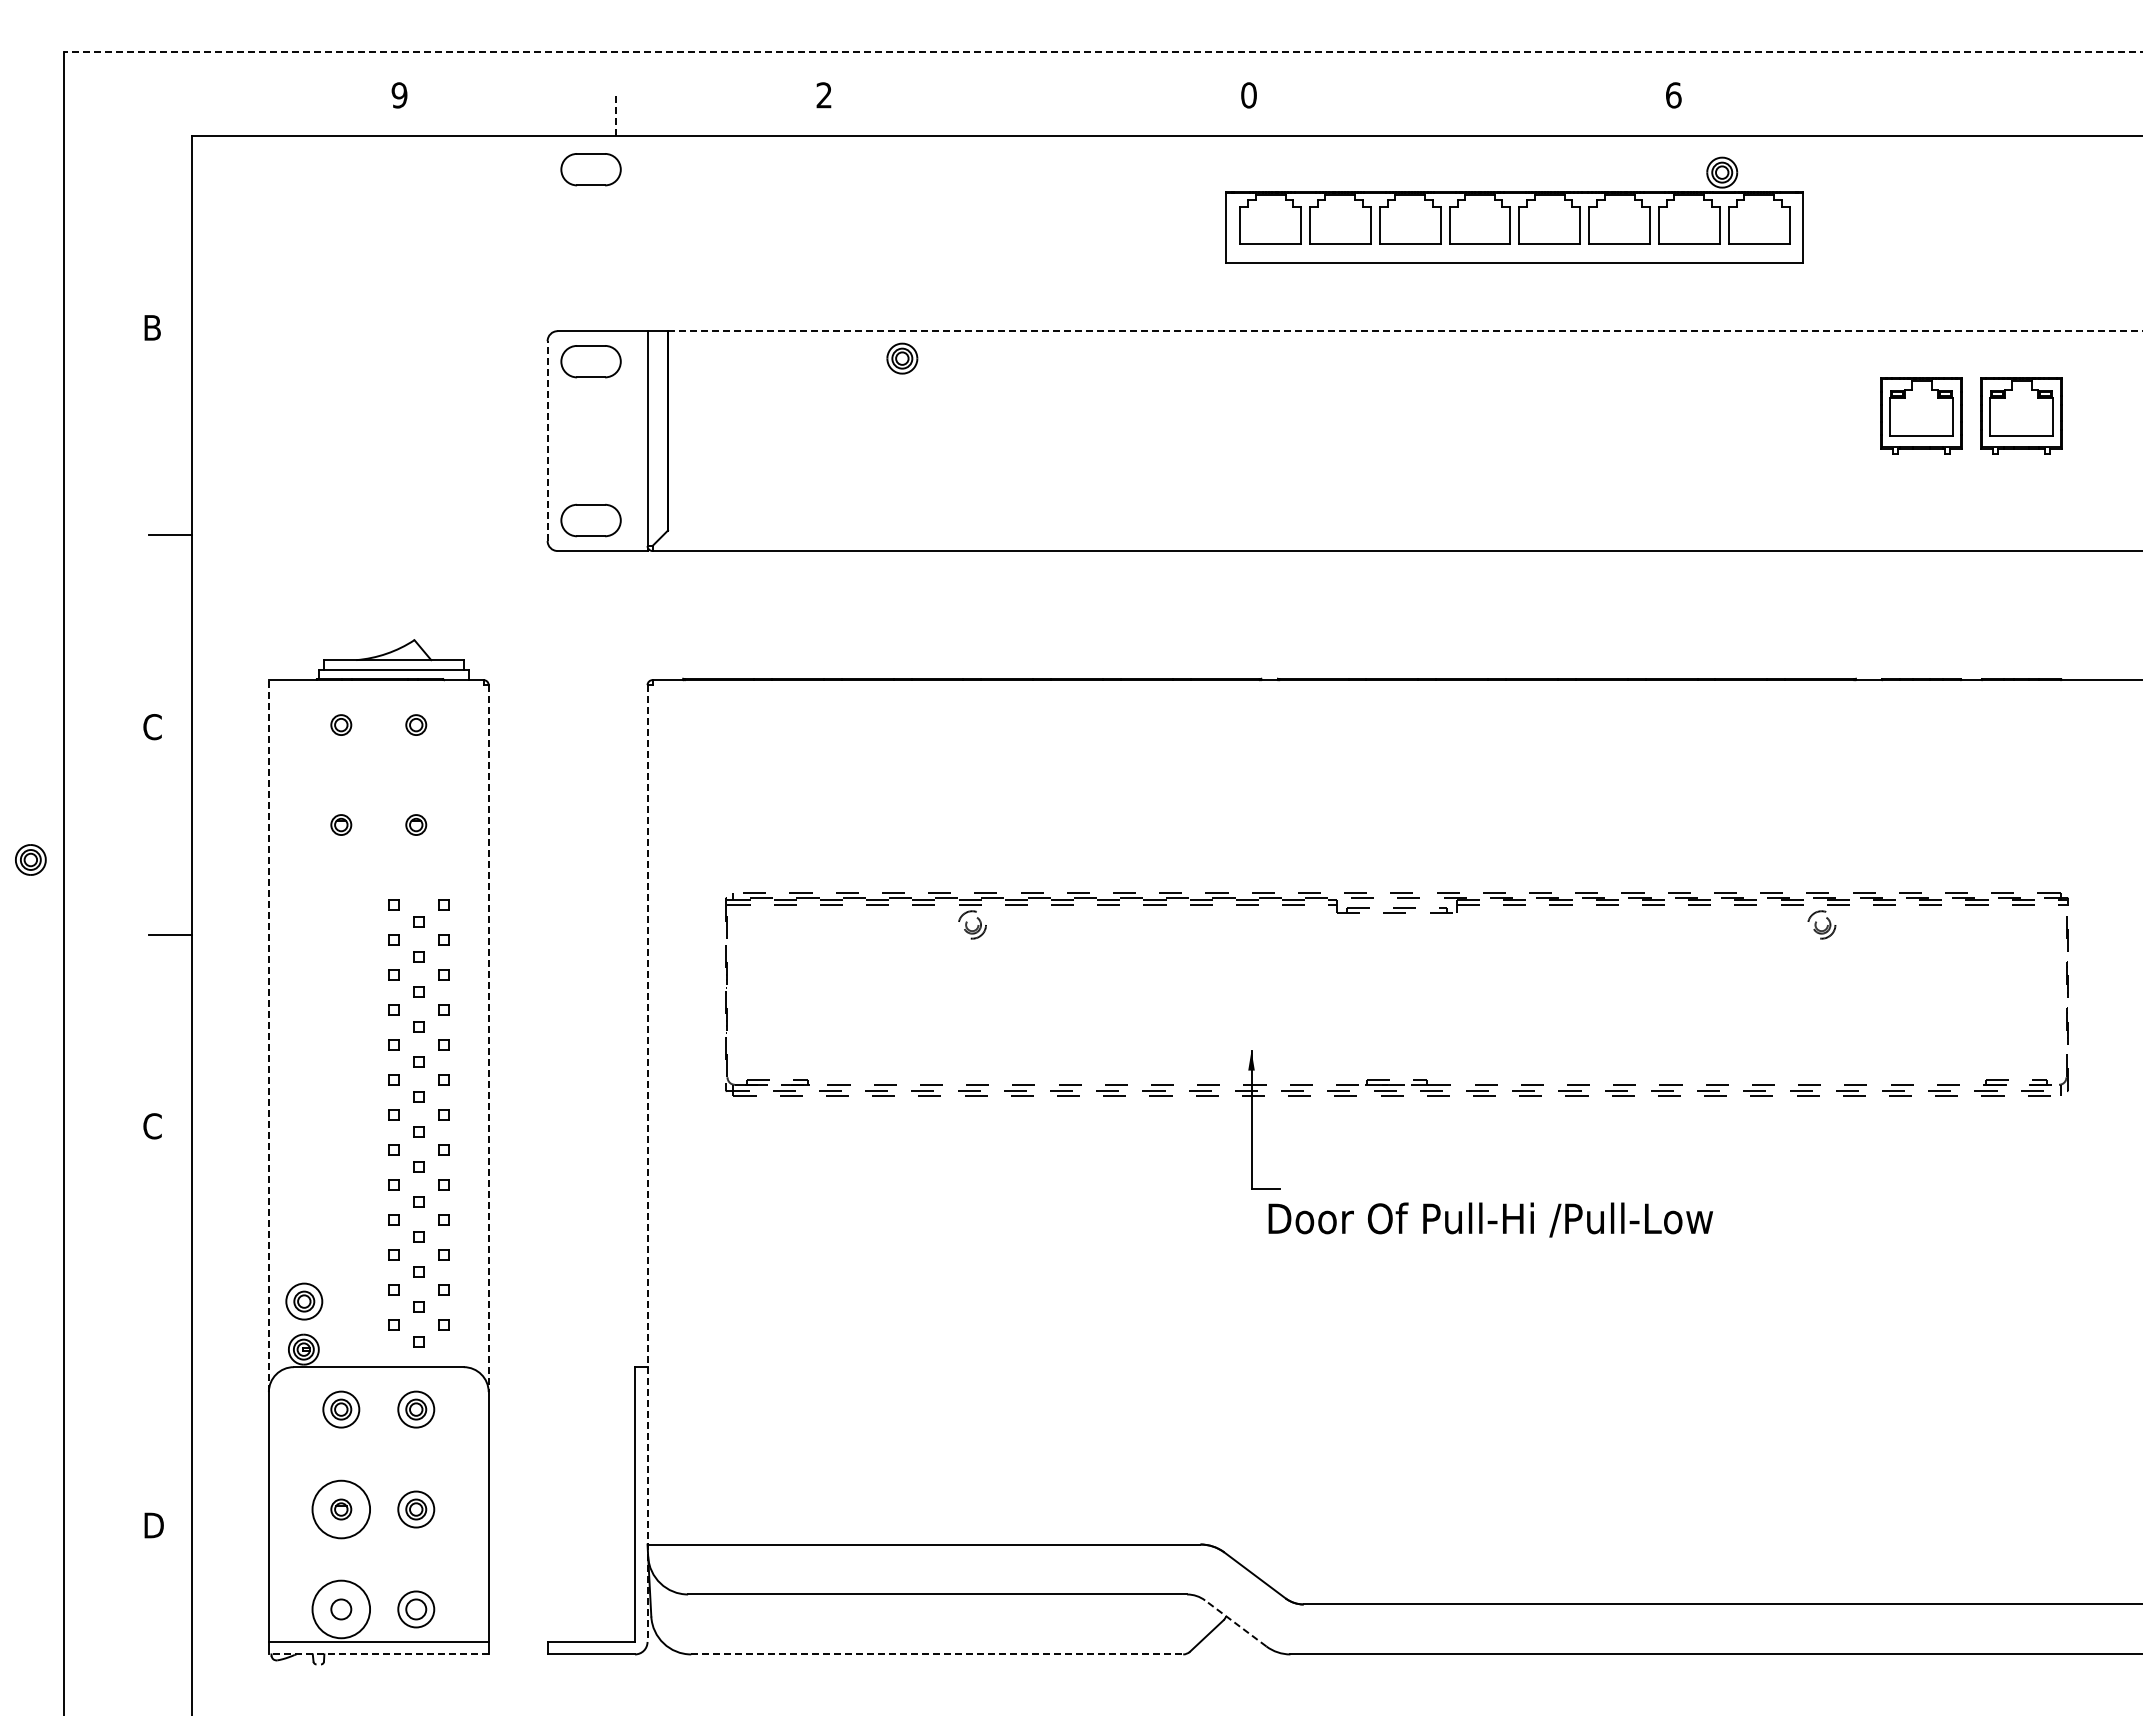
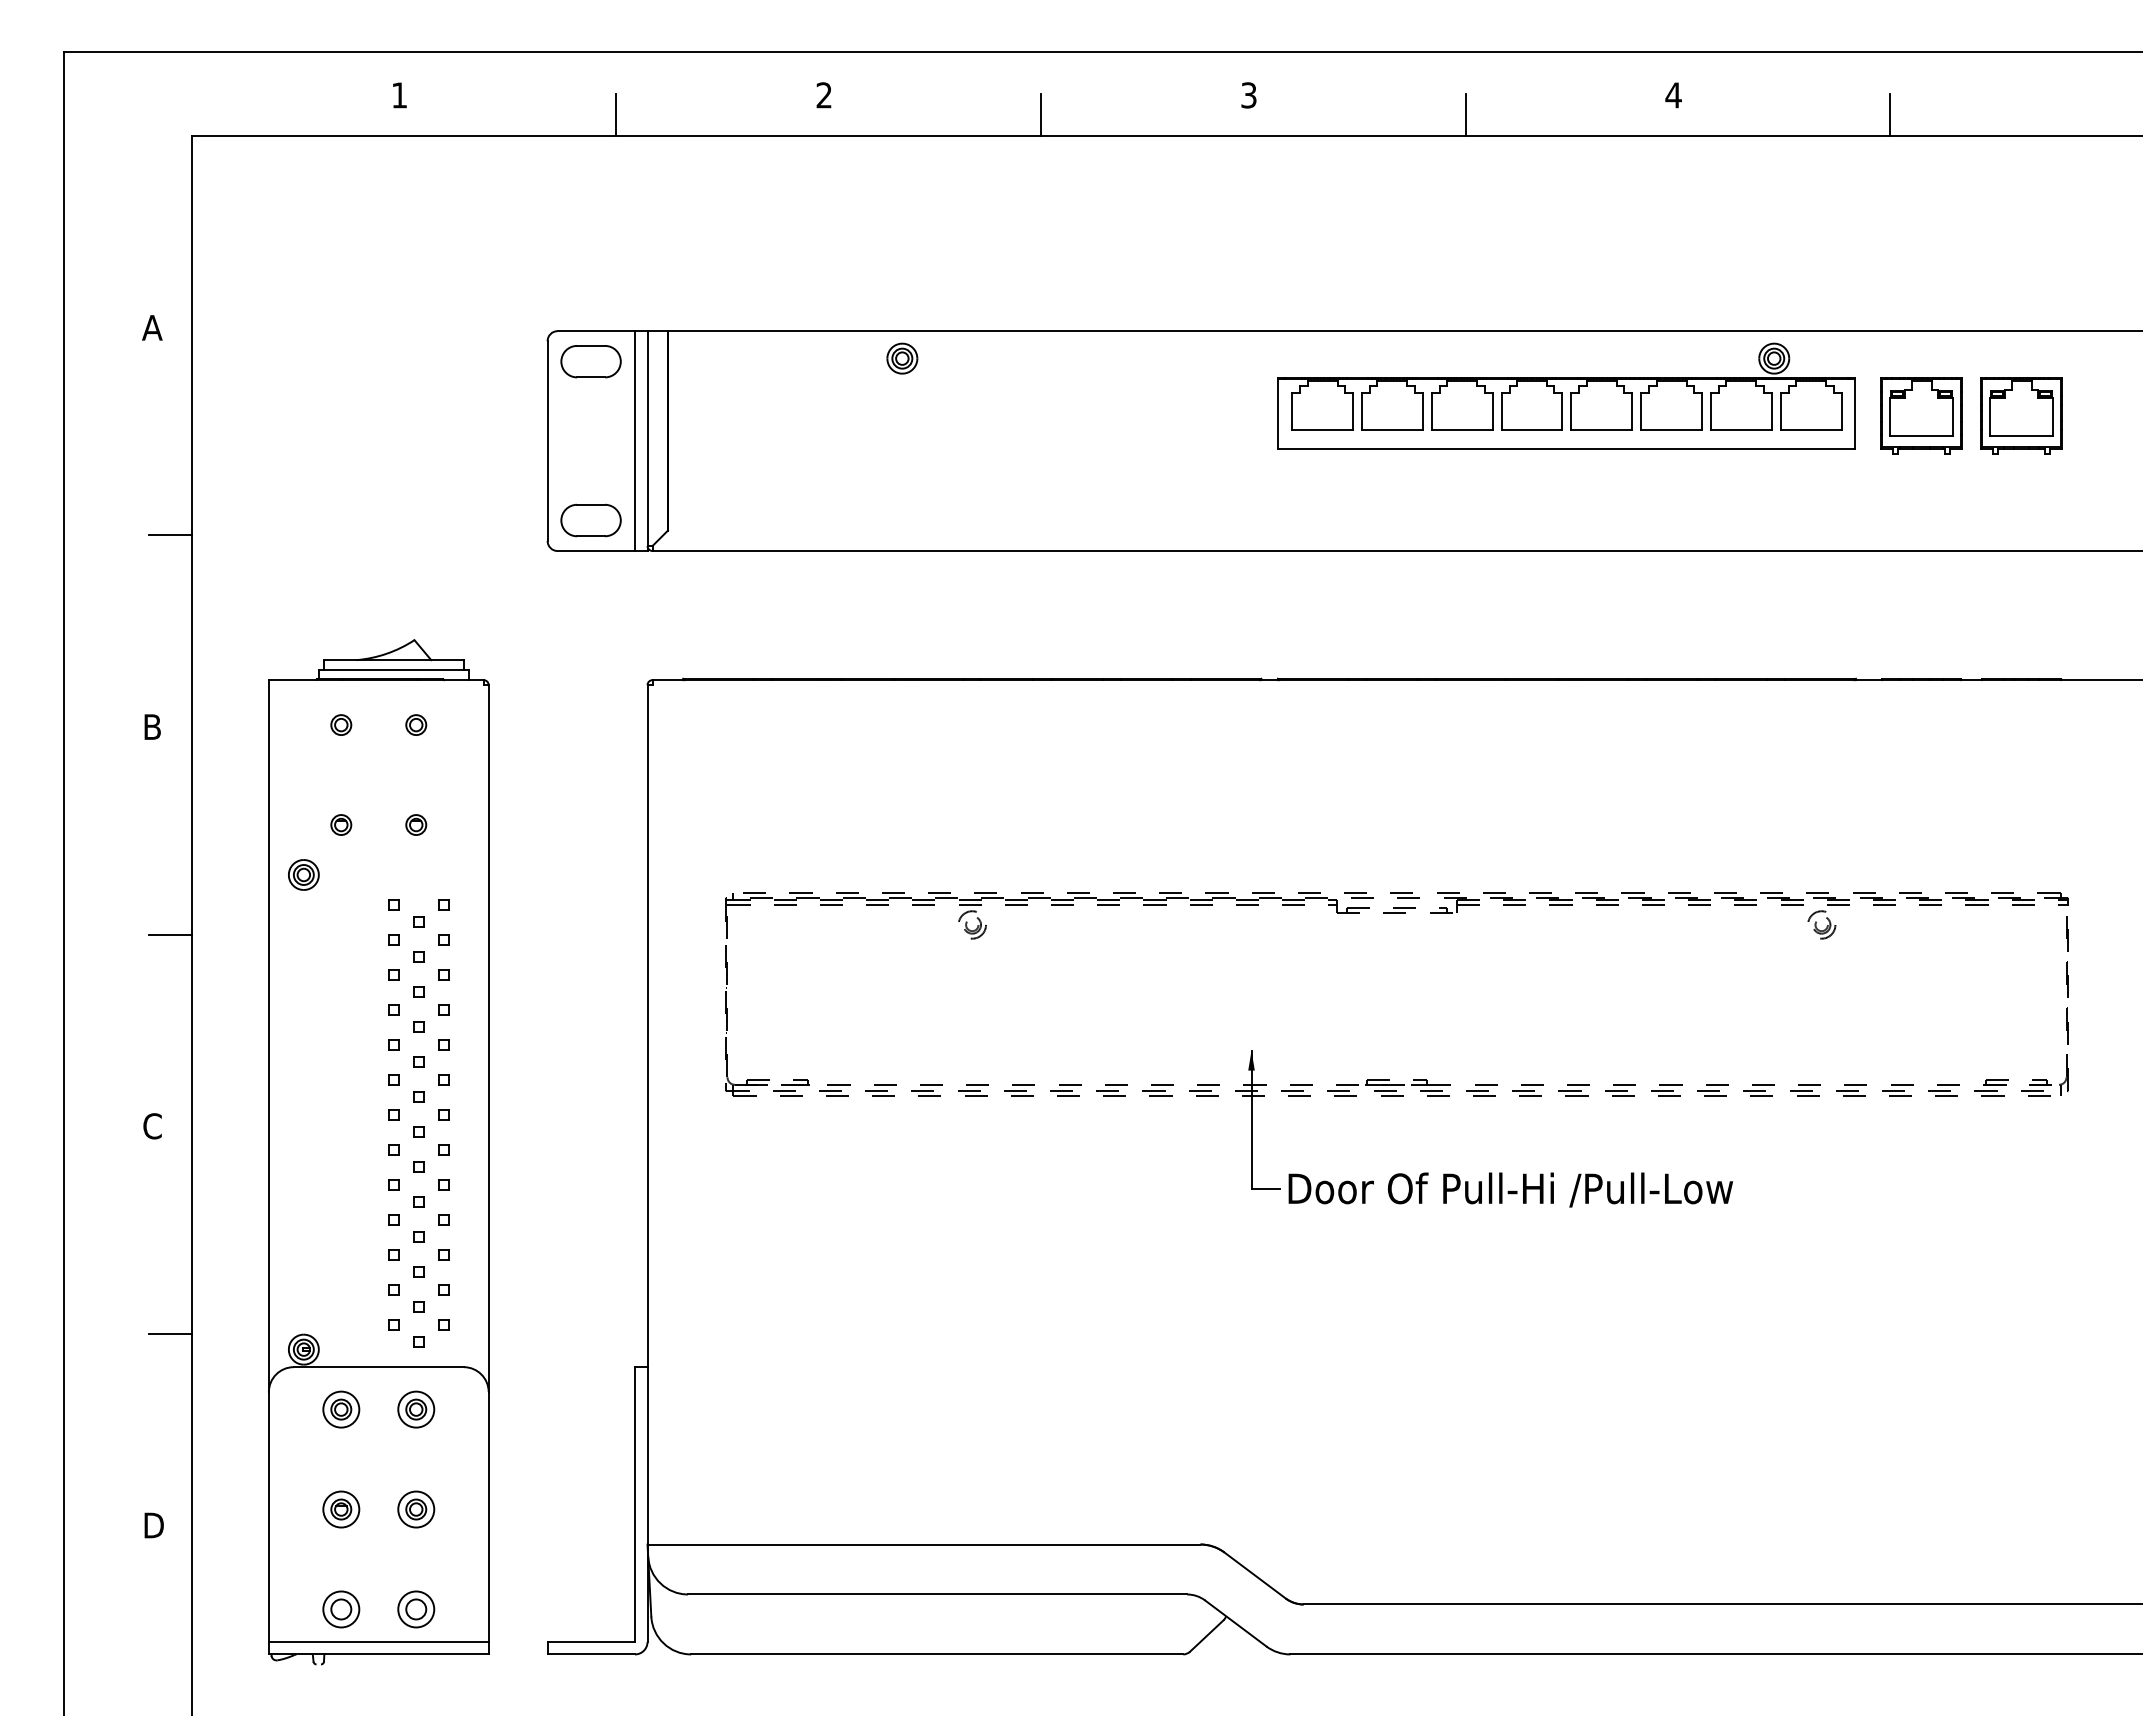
line: dashed -> solid (1103, 51)
text: 9 -> 1 (399, 95)
text: 0 -> 3 (1248, 95)
text: 6 -> 4 (1673, 95)
line: dashed -> solid (616, 114)
line: none -> present (1041, 114)
line: none -> present (1465, 114)
line: none -> present (1890, 114)
part: present -> none (590, 169)
part position: (1514, 209) -> (1566, 395) (1566, 395)
text: B -> A (152, 327)
line: dashed -> solid (1405, 331)
line: dashed -> solid (547, 441)
line: none -> present (635, 441)
text: C -> B (152, 727)
part position: (30, 859) -> (303, 874) (303, 874)
line: dashed -> solid (268, 1036)
line: dashed -> solid (488, 1039)
line: dashed -> solid (647, 1164)
text position: (1490, 1219) -> (1510, 1189) (1510, 1189)
part: present -> none (304, 1301)
line: none -> present (170, 1333)
circle diameter: 58 px -> 36 px (341, 1509)
circle diameter: 58 px -> 36 px (341, 1609)
line: dashed -> solid (1235, 1623)
line: dashed -> solid (378, 1654)
line: dashed -> solid (937, 1654)
